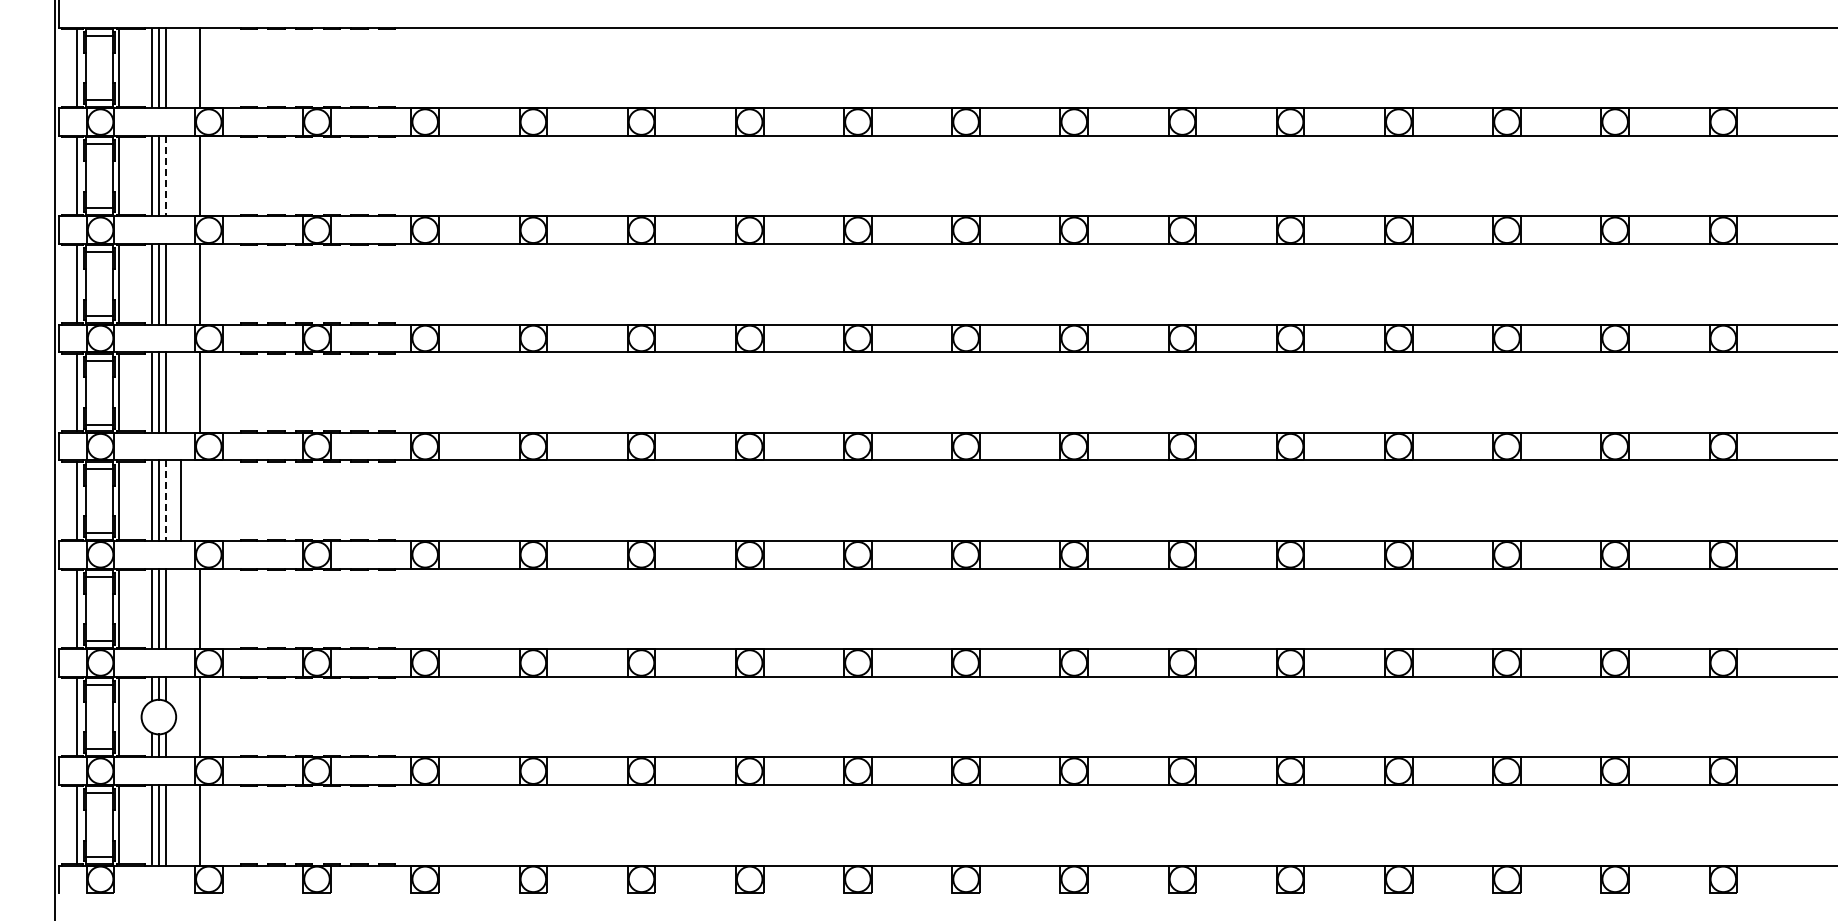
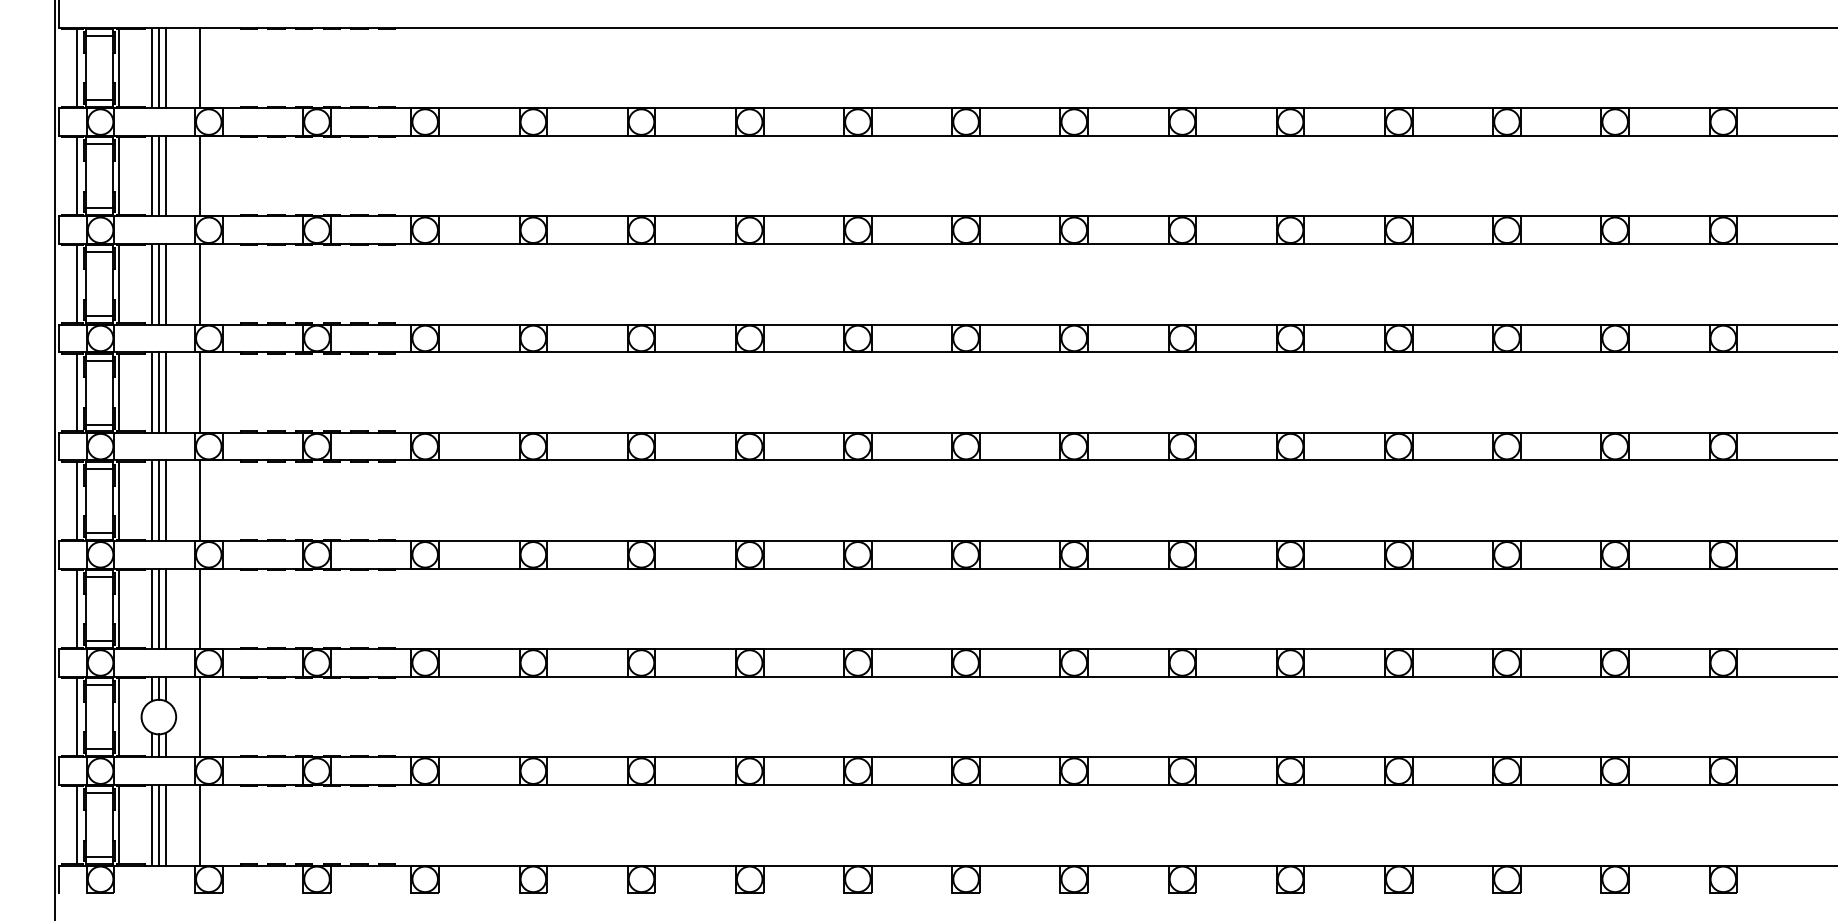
line: dashed -> solid (165, 176)
line position: (181, 500) -> (200, 500) (200, 500)
line: dashed -> solid (165, 501)
